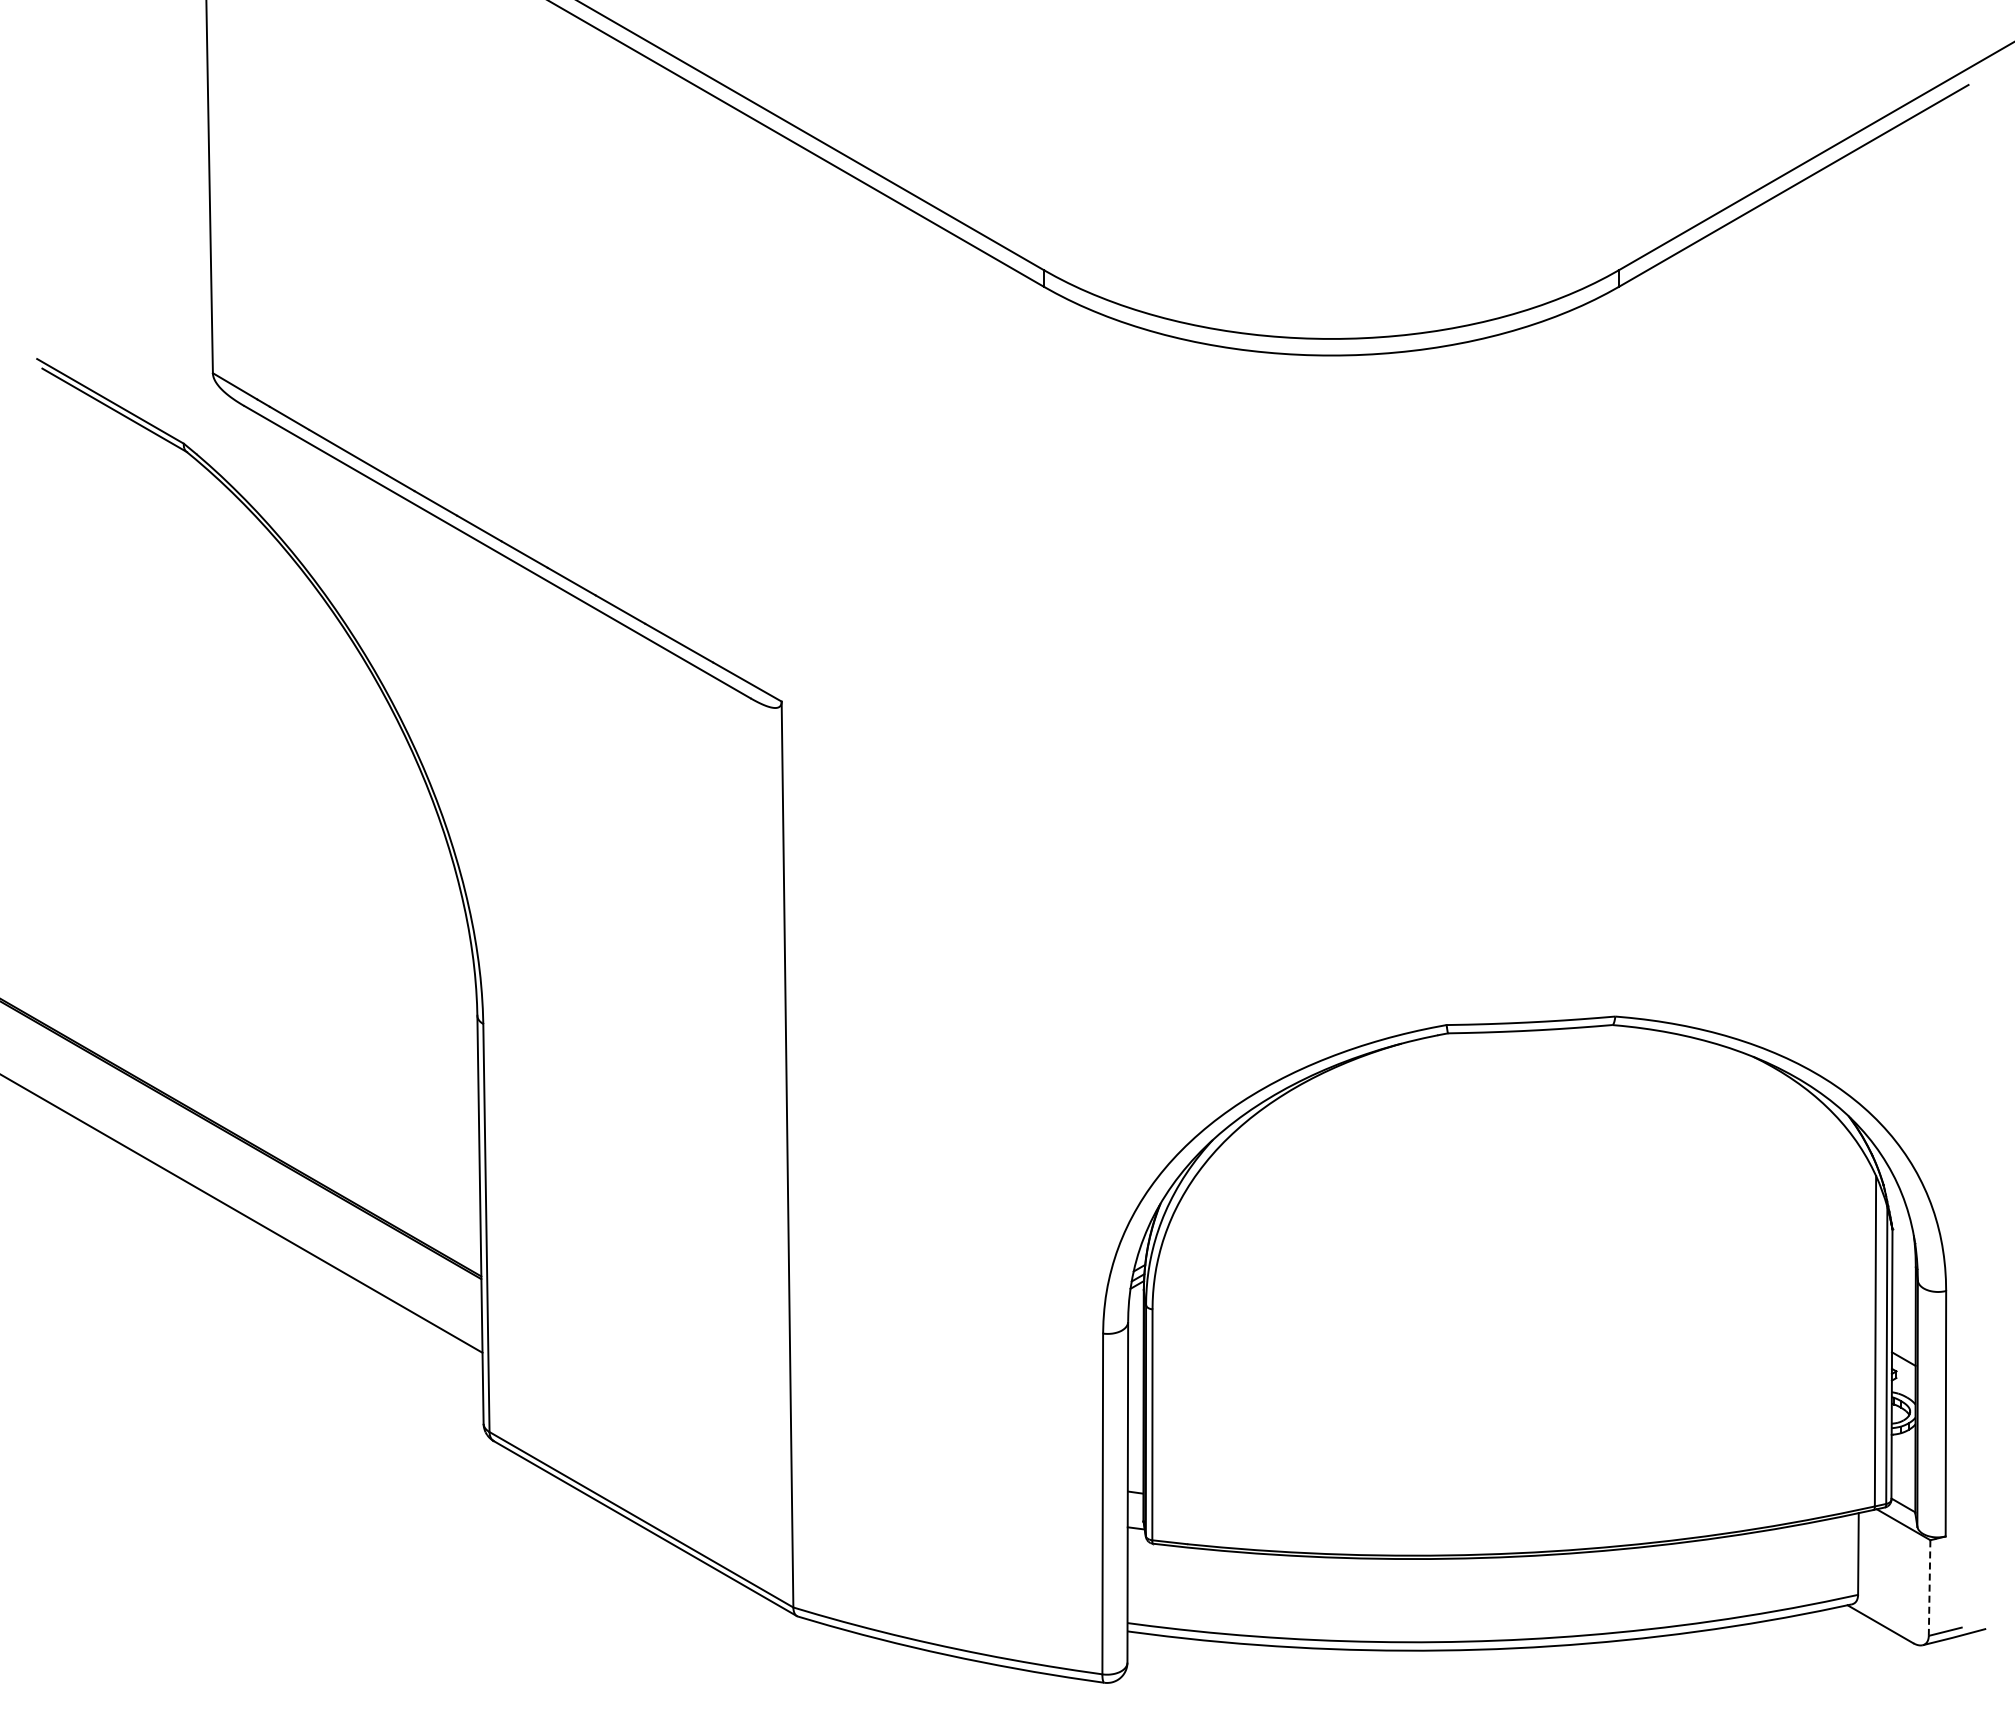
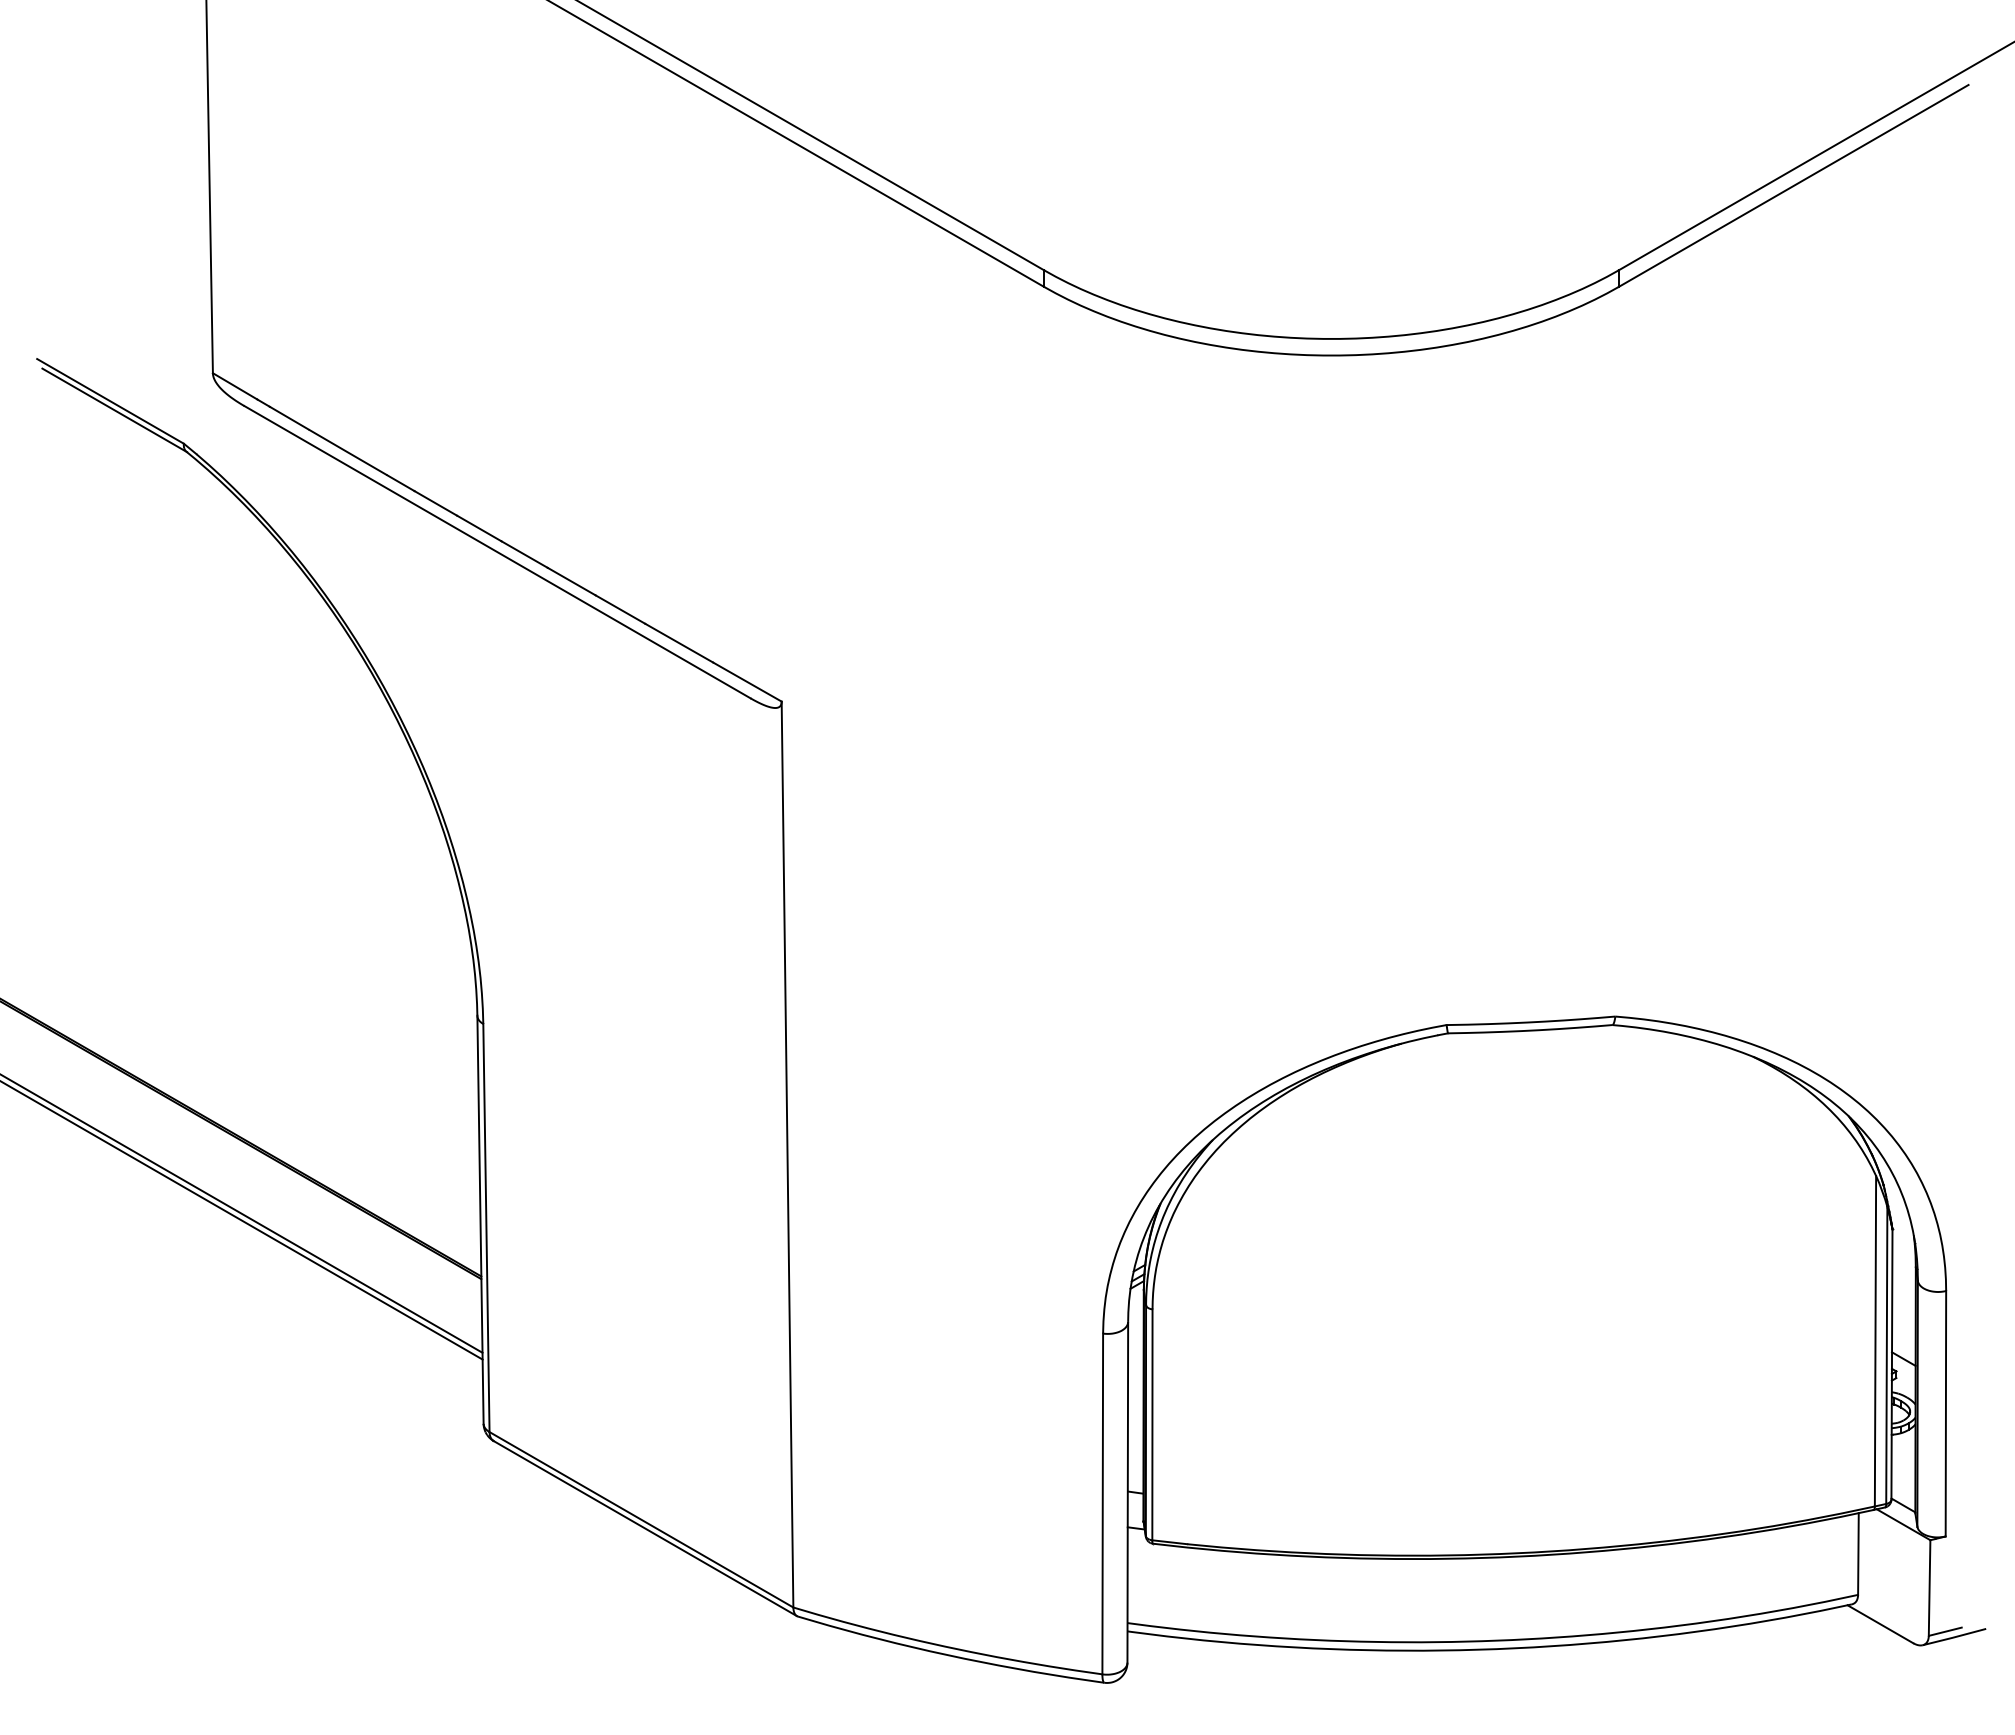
line: none -> present (242, 1220)
line: dashed -> solid (1929, 1588)
